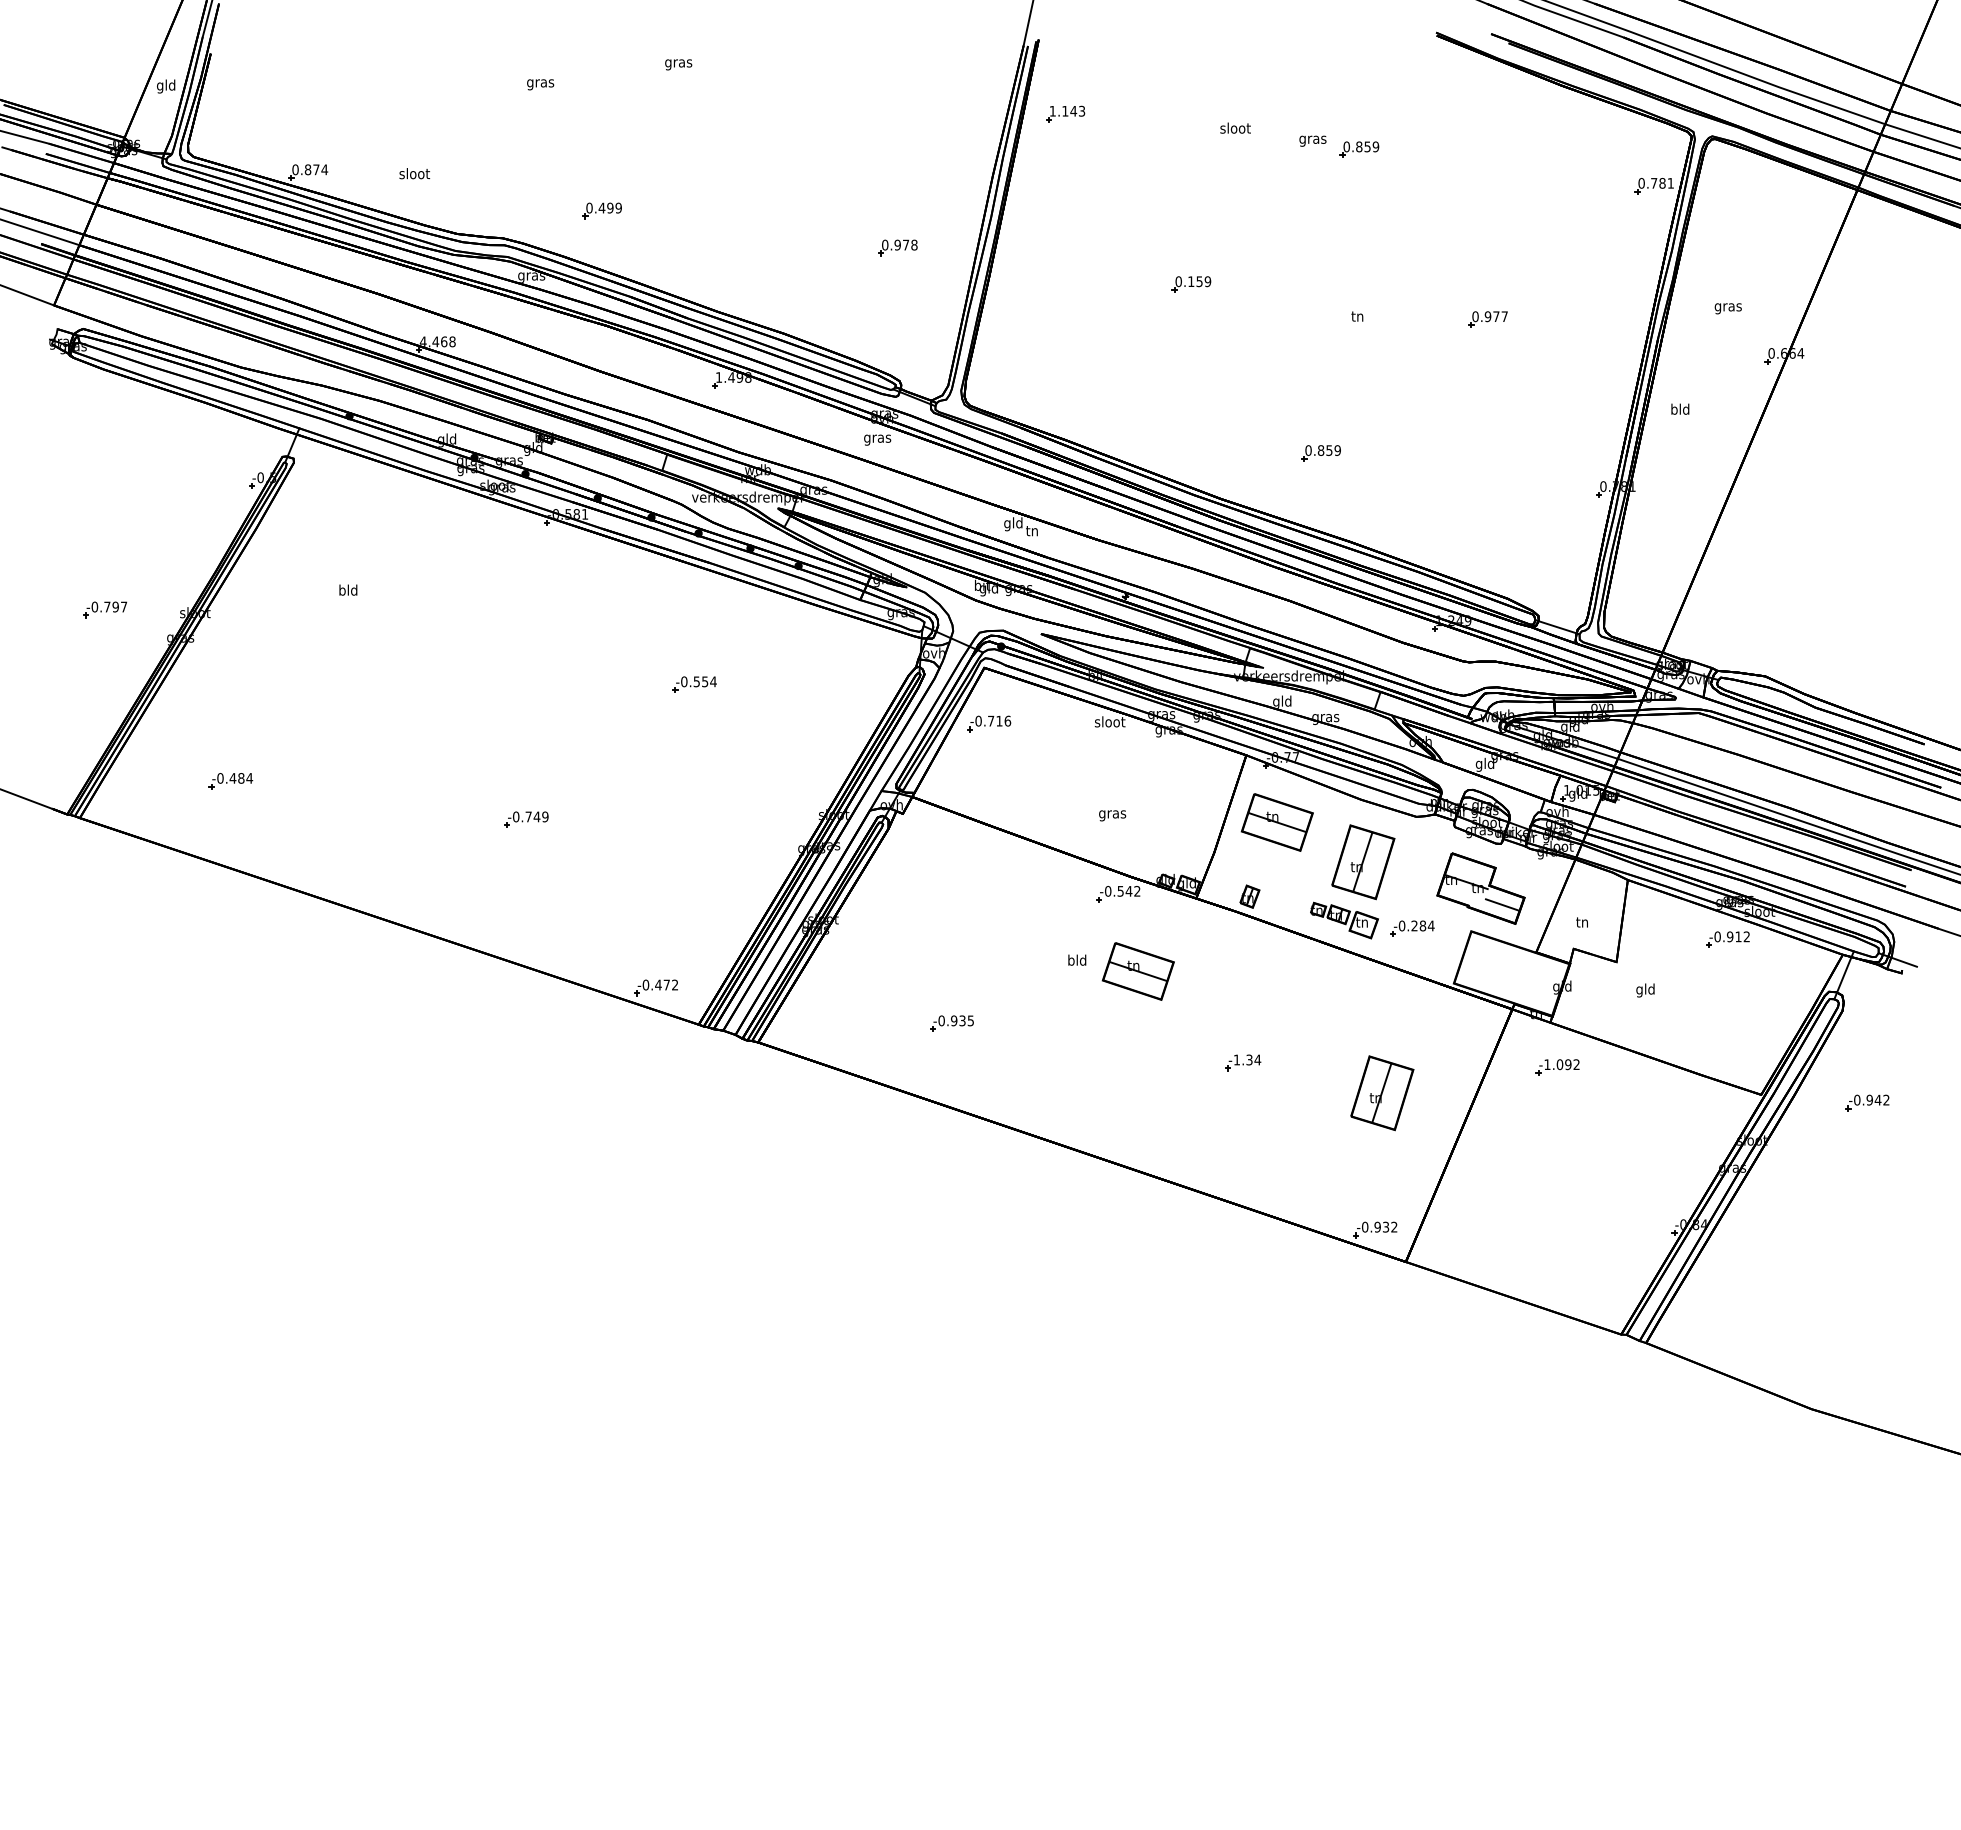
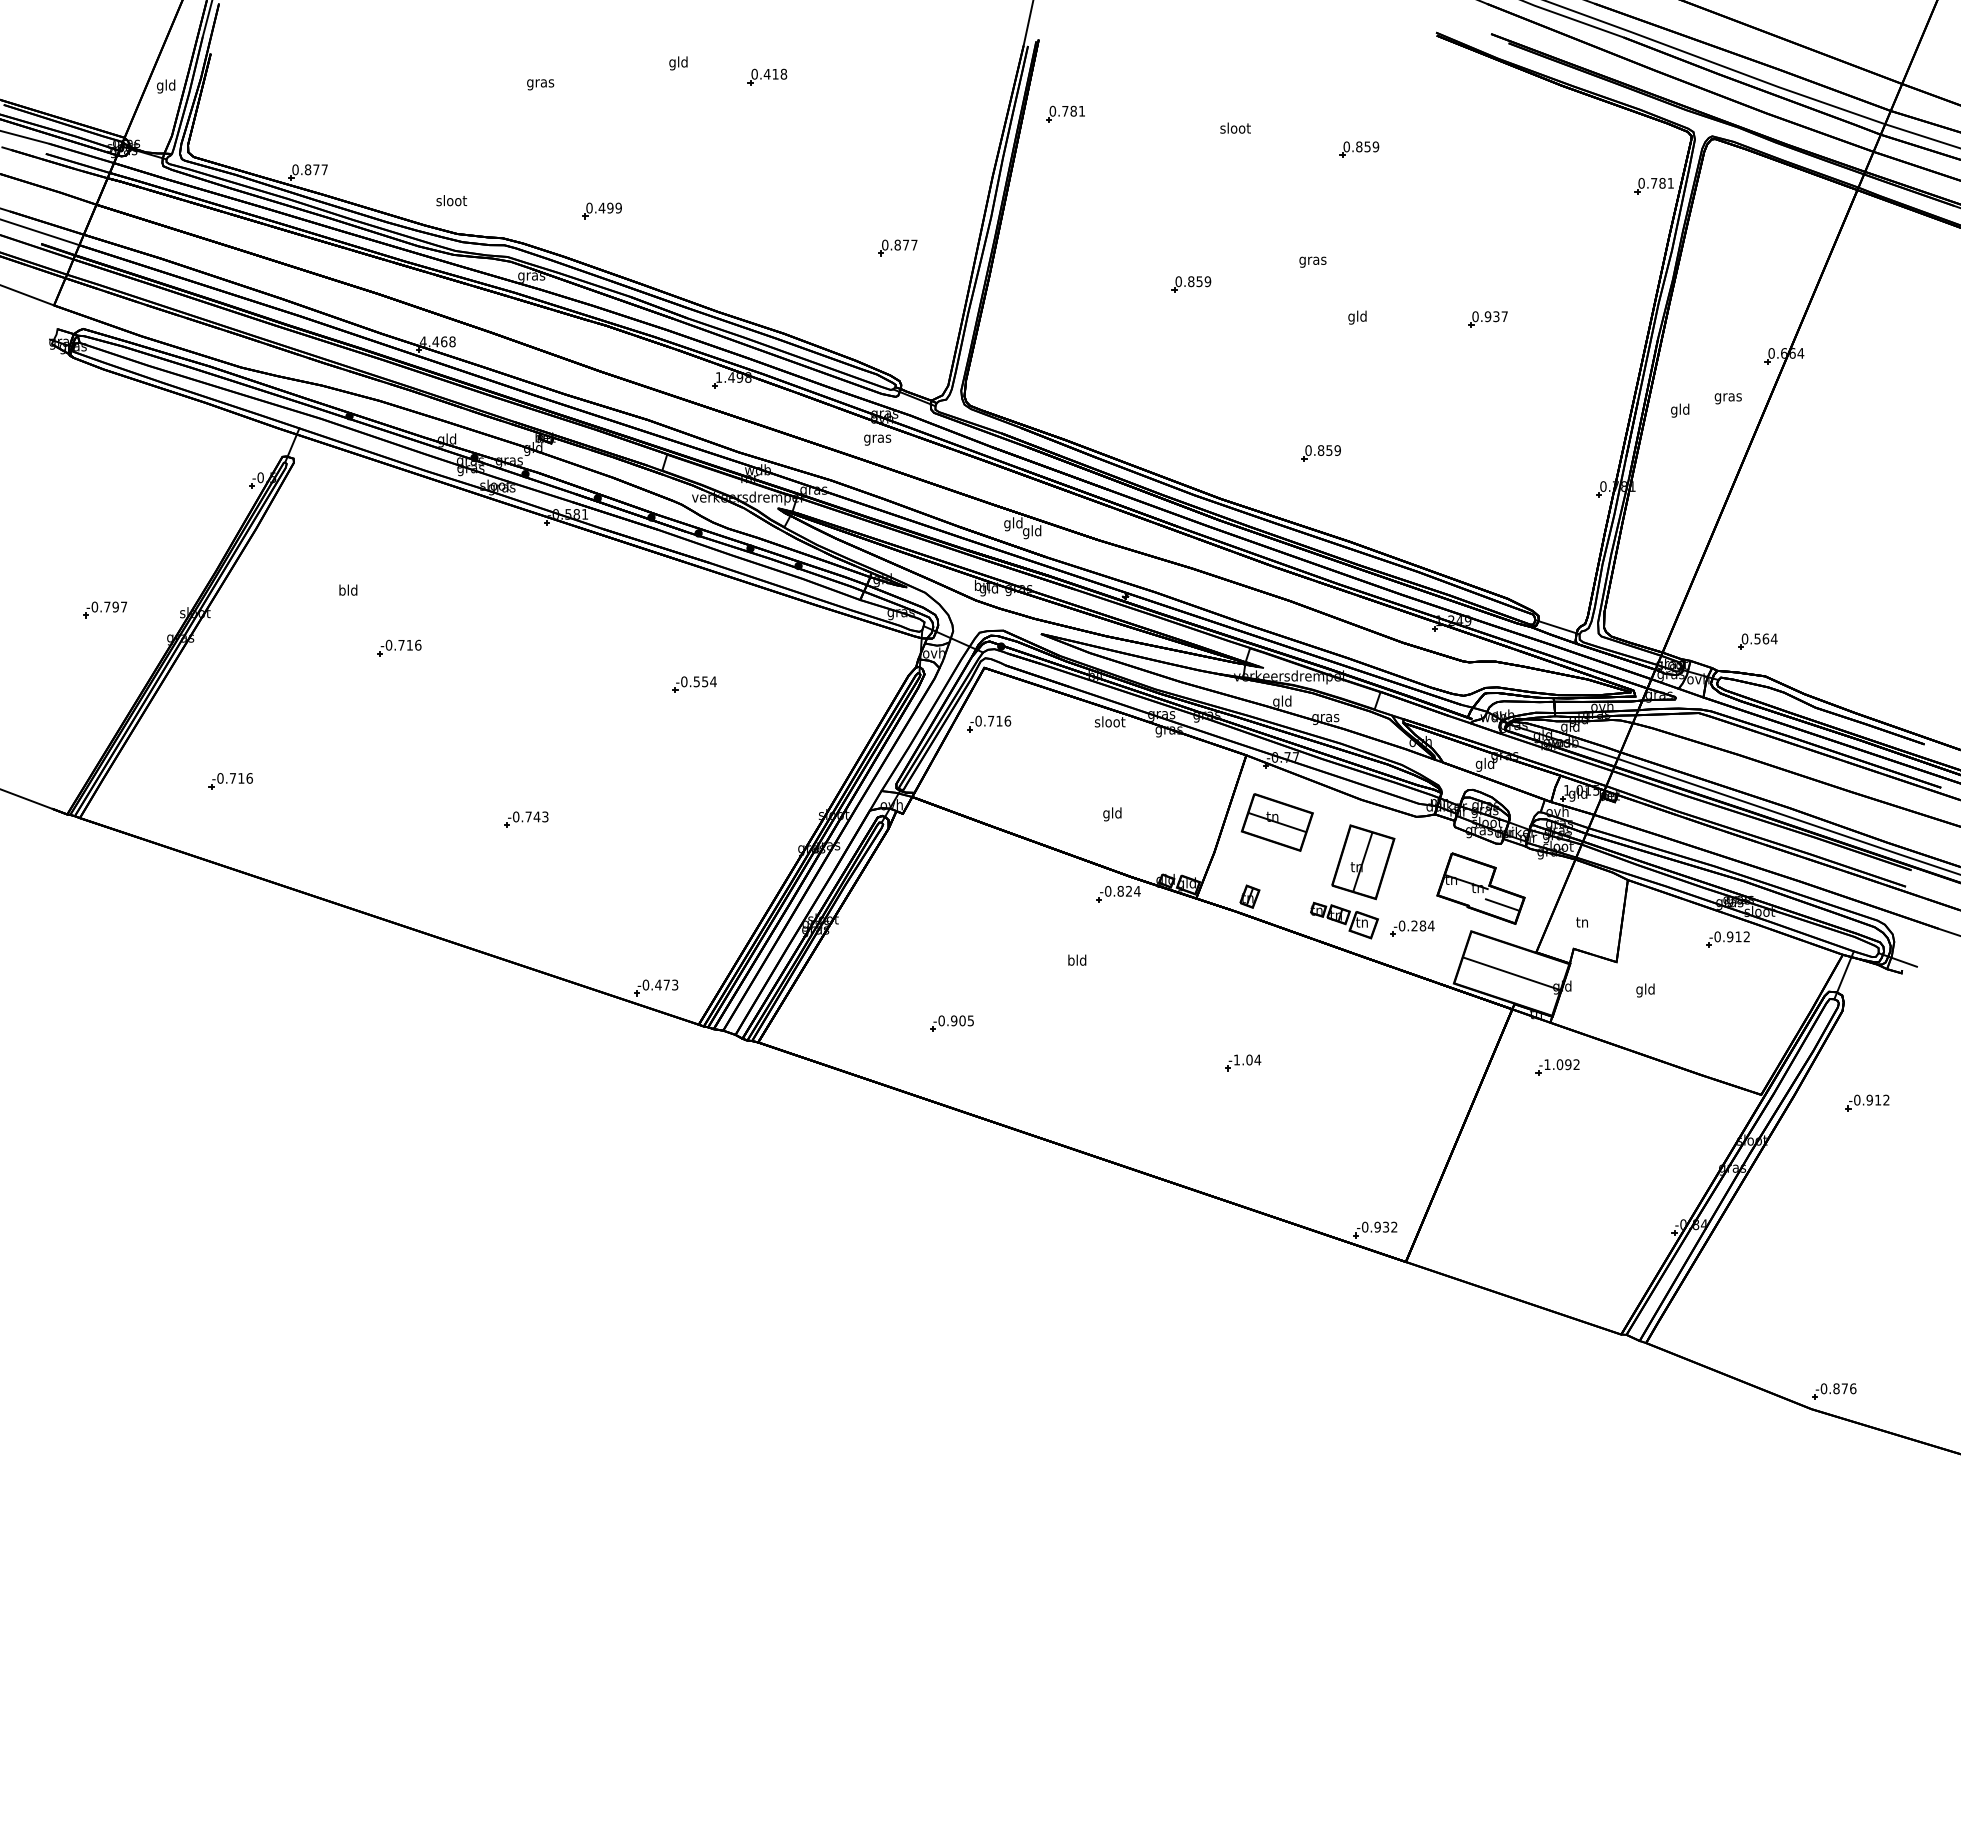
text: gras -> gld (678, 63)
part: none -> present (767, 76)
text: 1.143 -> 0.781 (1067, 110)
text position: (1312, 140) -> (1312, 261) (1312, 261)
text: 0.874 -> 0.877 (324, 169)
text position: (414, 173) -> (451, 200) (451, 200)
text: 0.978 -> 0.877 (905, 244)
text: 0.159 -> 0.859 (1191, 281)
text position: (1727, 308) -> (1727, 398) (1727, 398)
text: 0.977 -> 0.937 (1496, 316)
text: tn -> gld (1357, 317)
text: bld -> gld (1674, 410)
text: tn -> gld (1032, 532)
part: none -> present (1757, 641)
part: none -> present (399, 647)
text: -0.484 -> -0.716 (241, 778)
text: gras -> gld (1112, 814)
text: -0.749 -> -0.743 (545, 816)
text: -0.542 -> -0.824 (1128, 890)
part: present -> none (1137, 971)
line: none -> present (1511, 973)
text: -0.472 -> -0.473 (675, 985)
text: -0.935 -> -0.905 (962, 1020)
text: -1.34 -> -1.04 (1249, 1059)
part: present -> none (1382, 1093)
text: -0.942 -> -0.912 (1877, 1099)
part: none -> present (1834, 1391)
